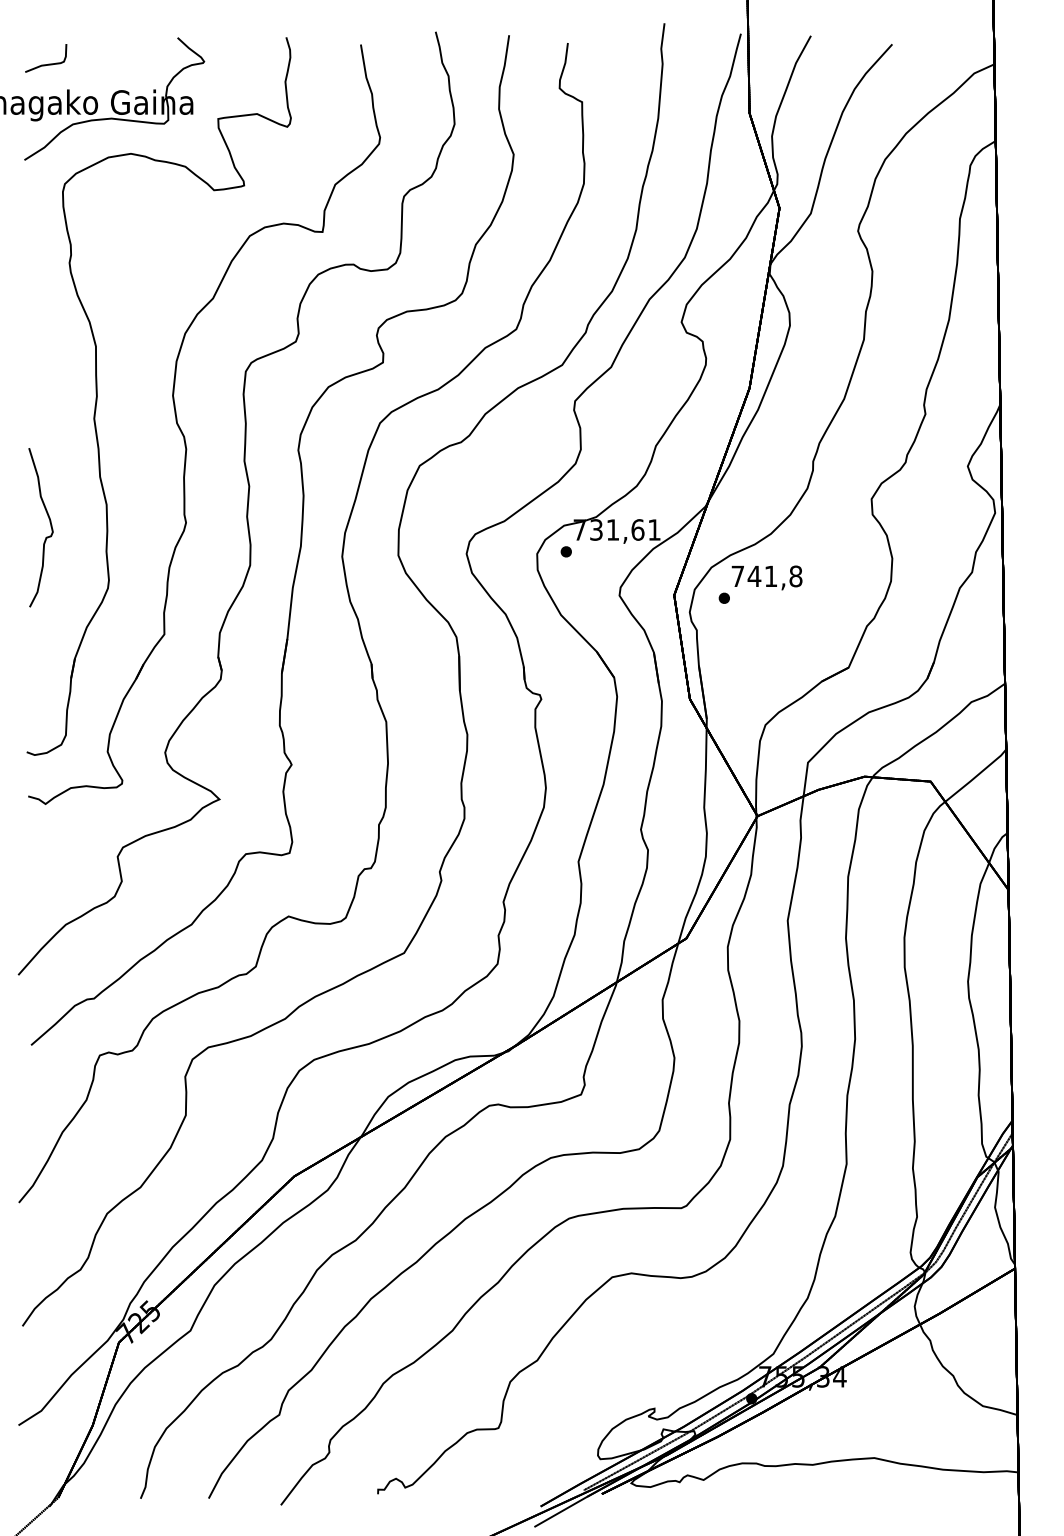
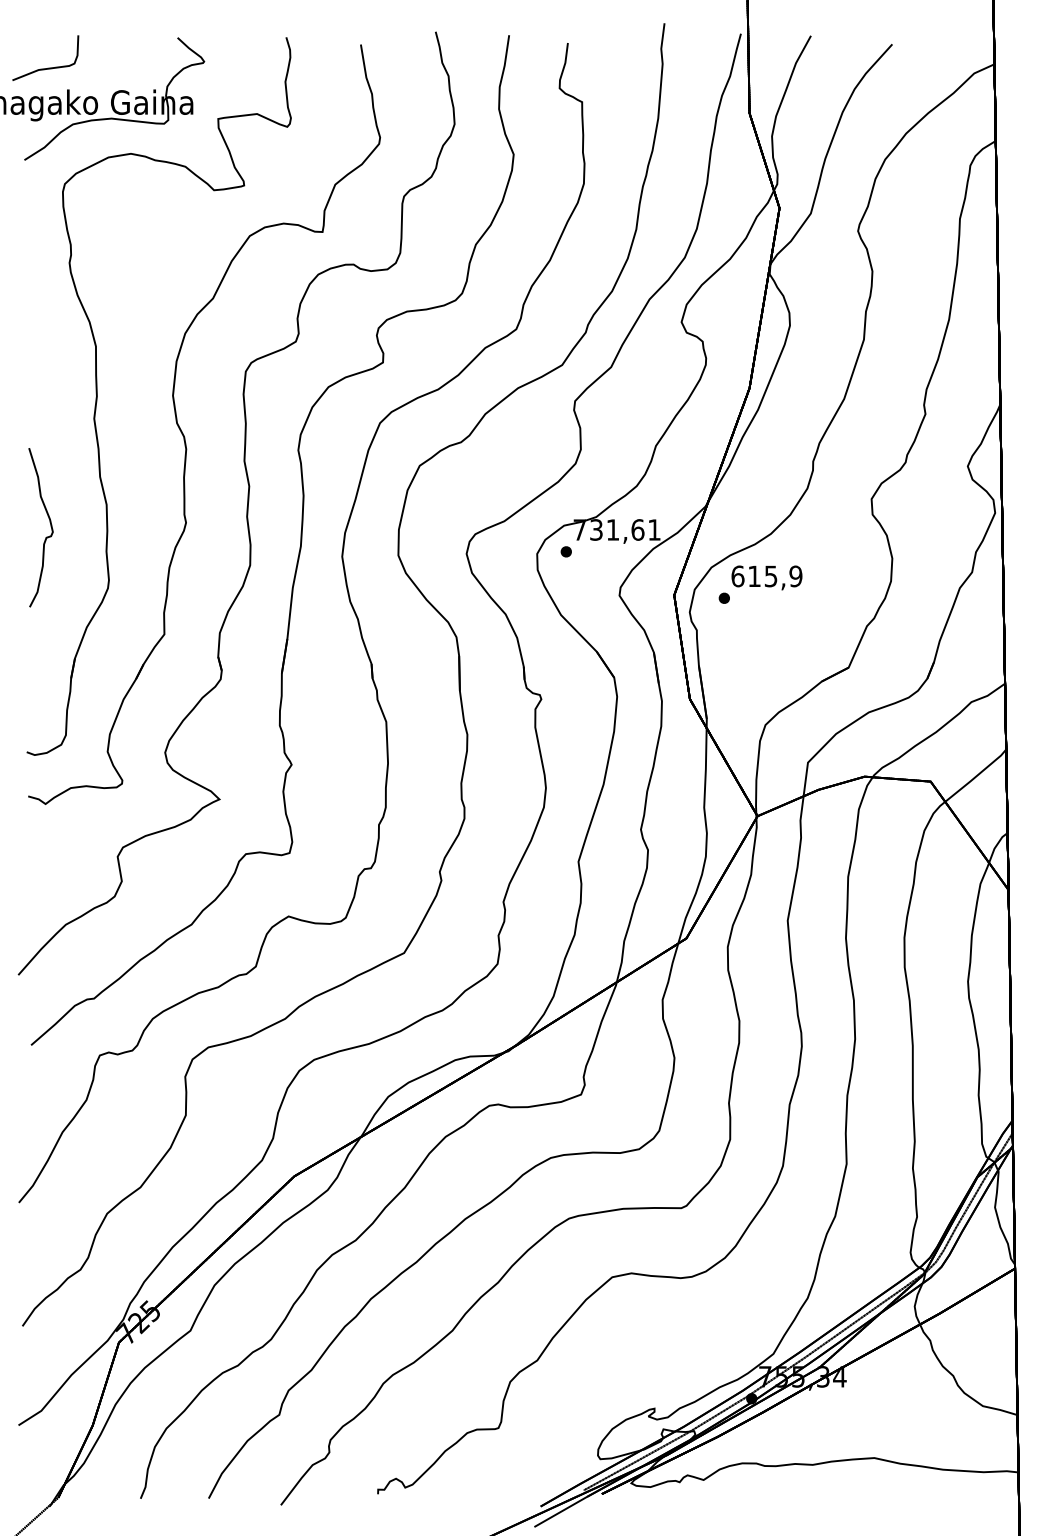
part size: 43x29 px -> 68x46 px (45, 57)
text: 741,8 -> 615,9 (766, 576)
